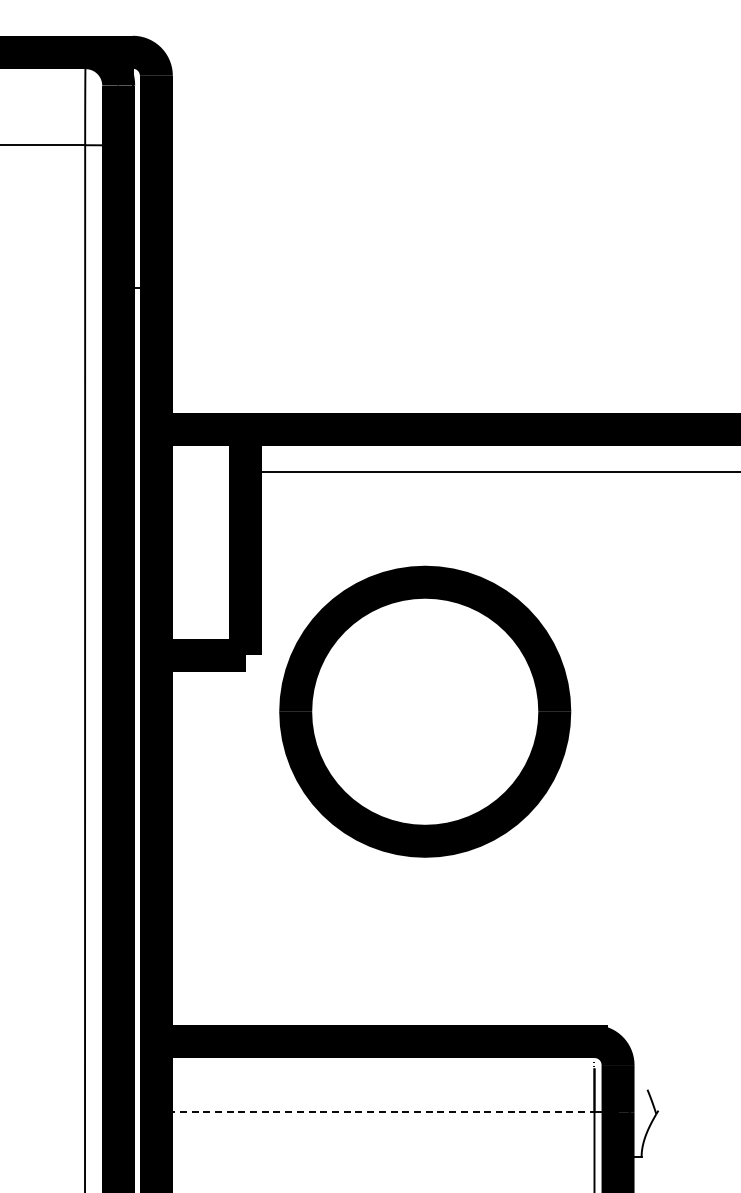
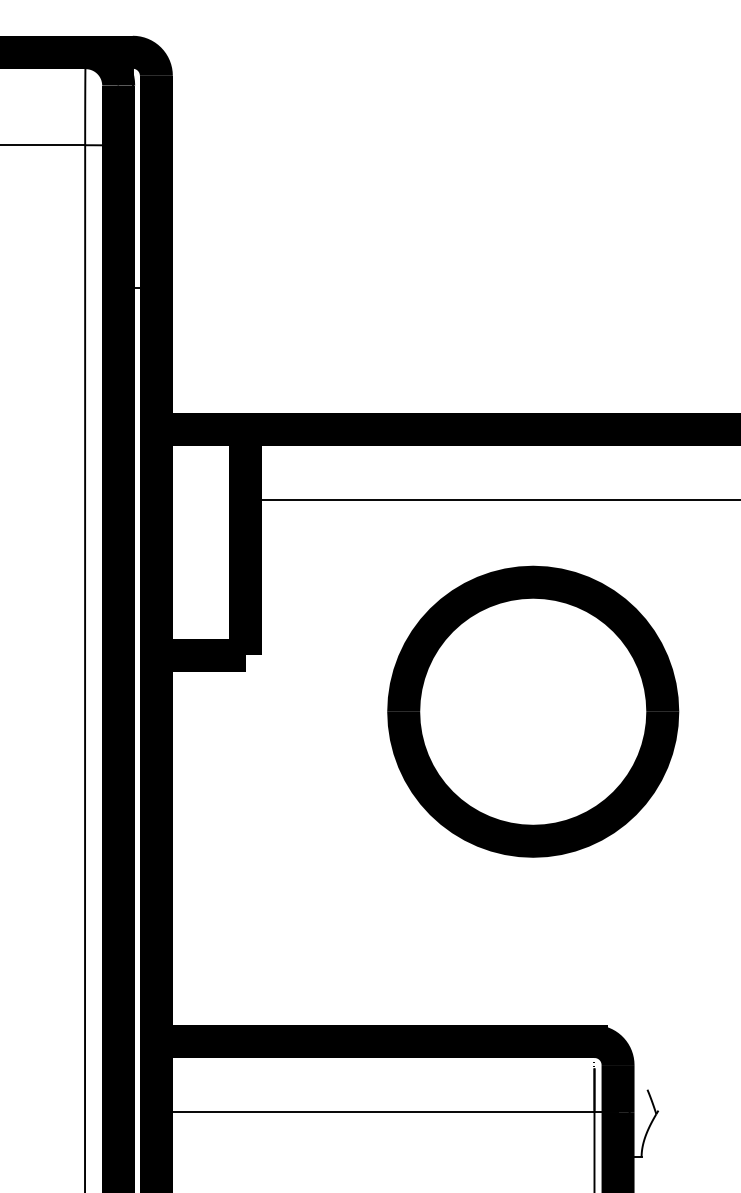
line position: (491, 471) -> (491, 499) (491, 499)
part position: (425, 711) -> (533, 711) (533, 711)
line: dashed -> solid (375, 1112)
